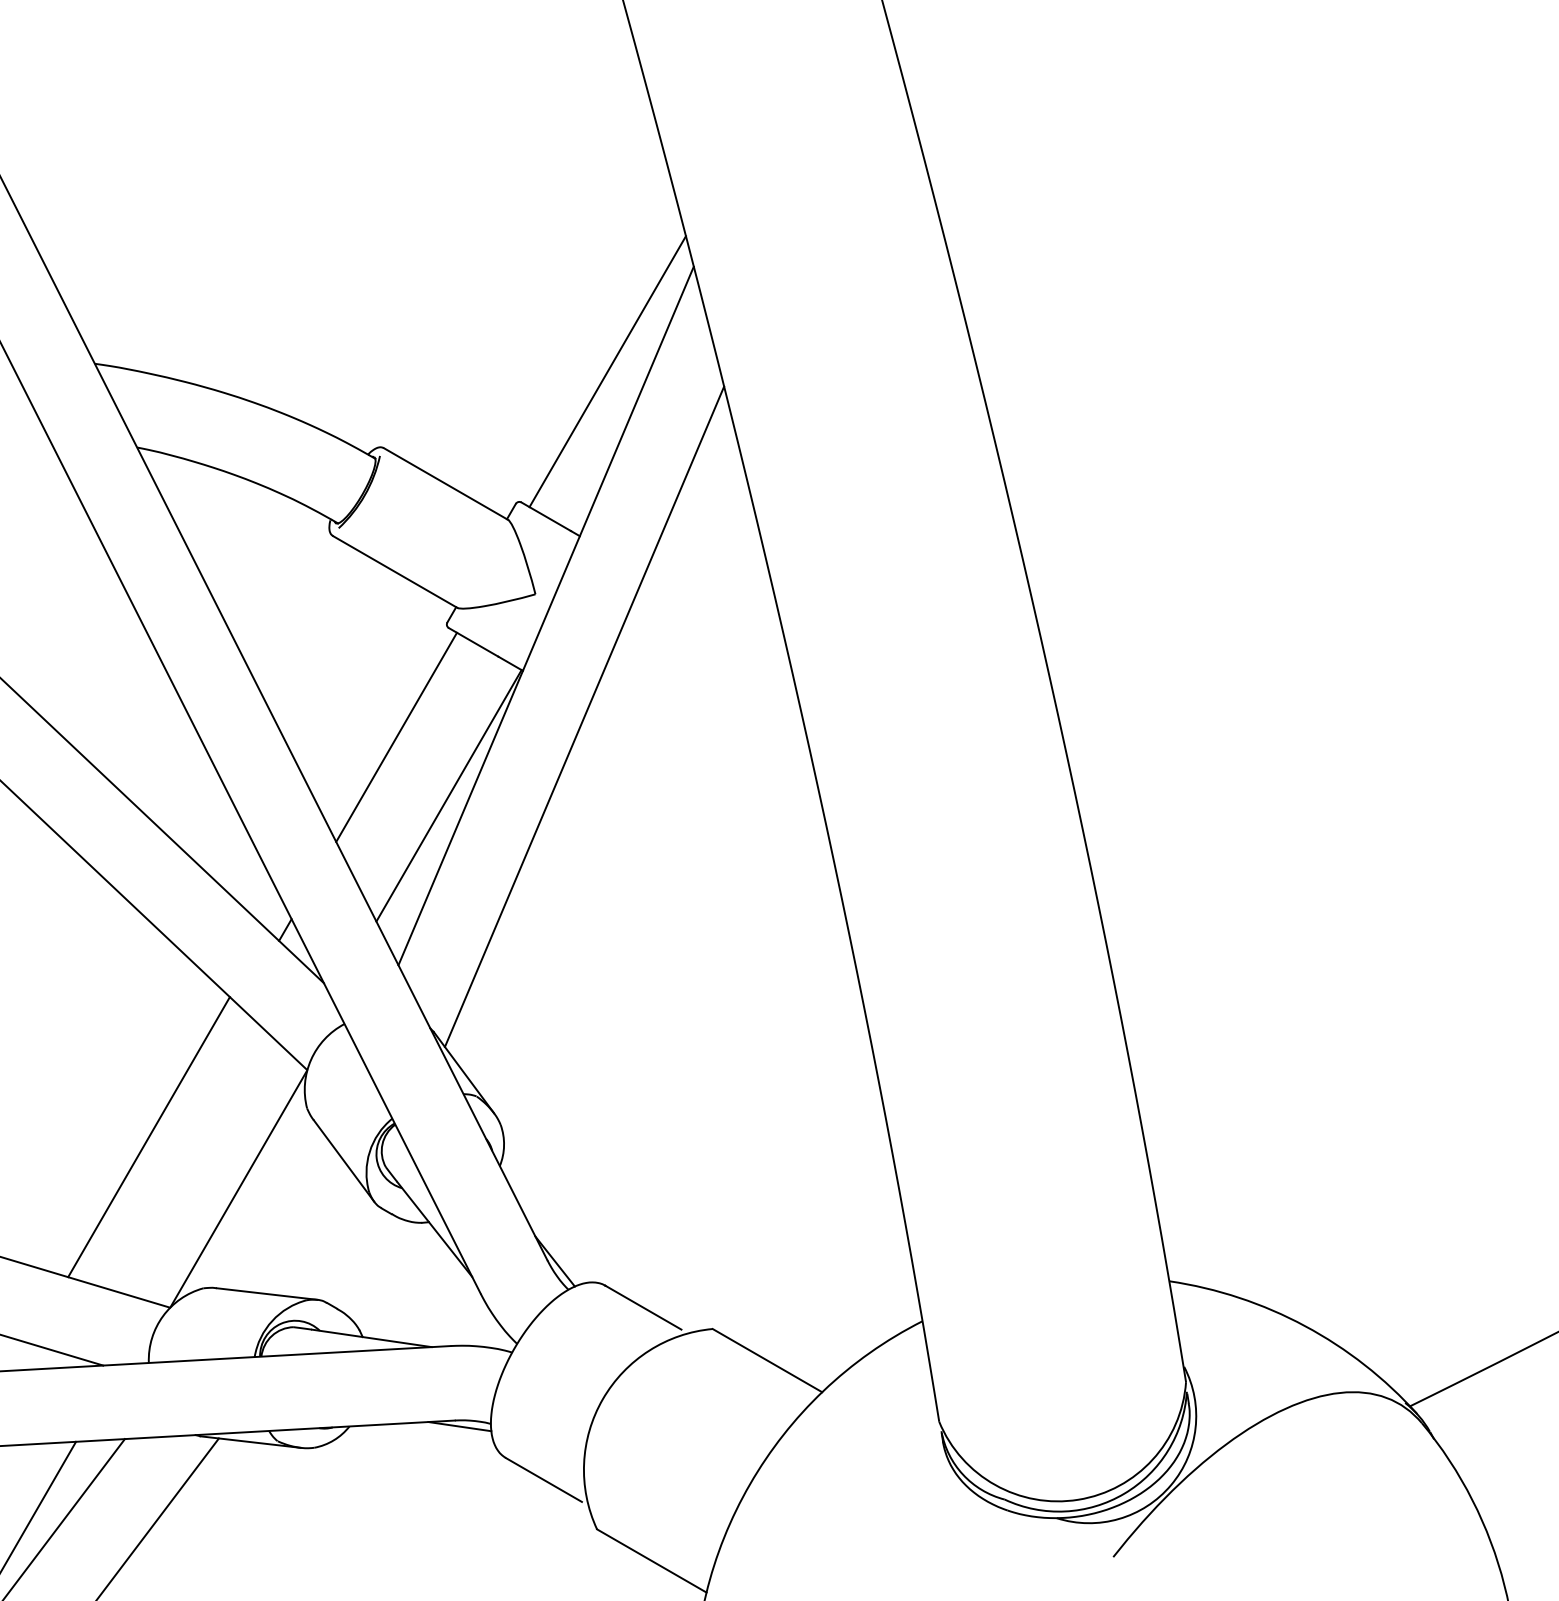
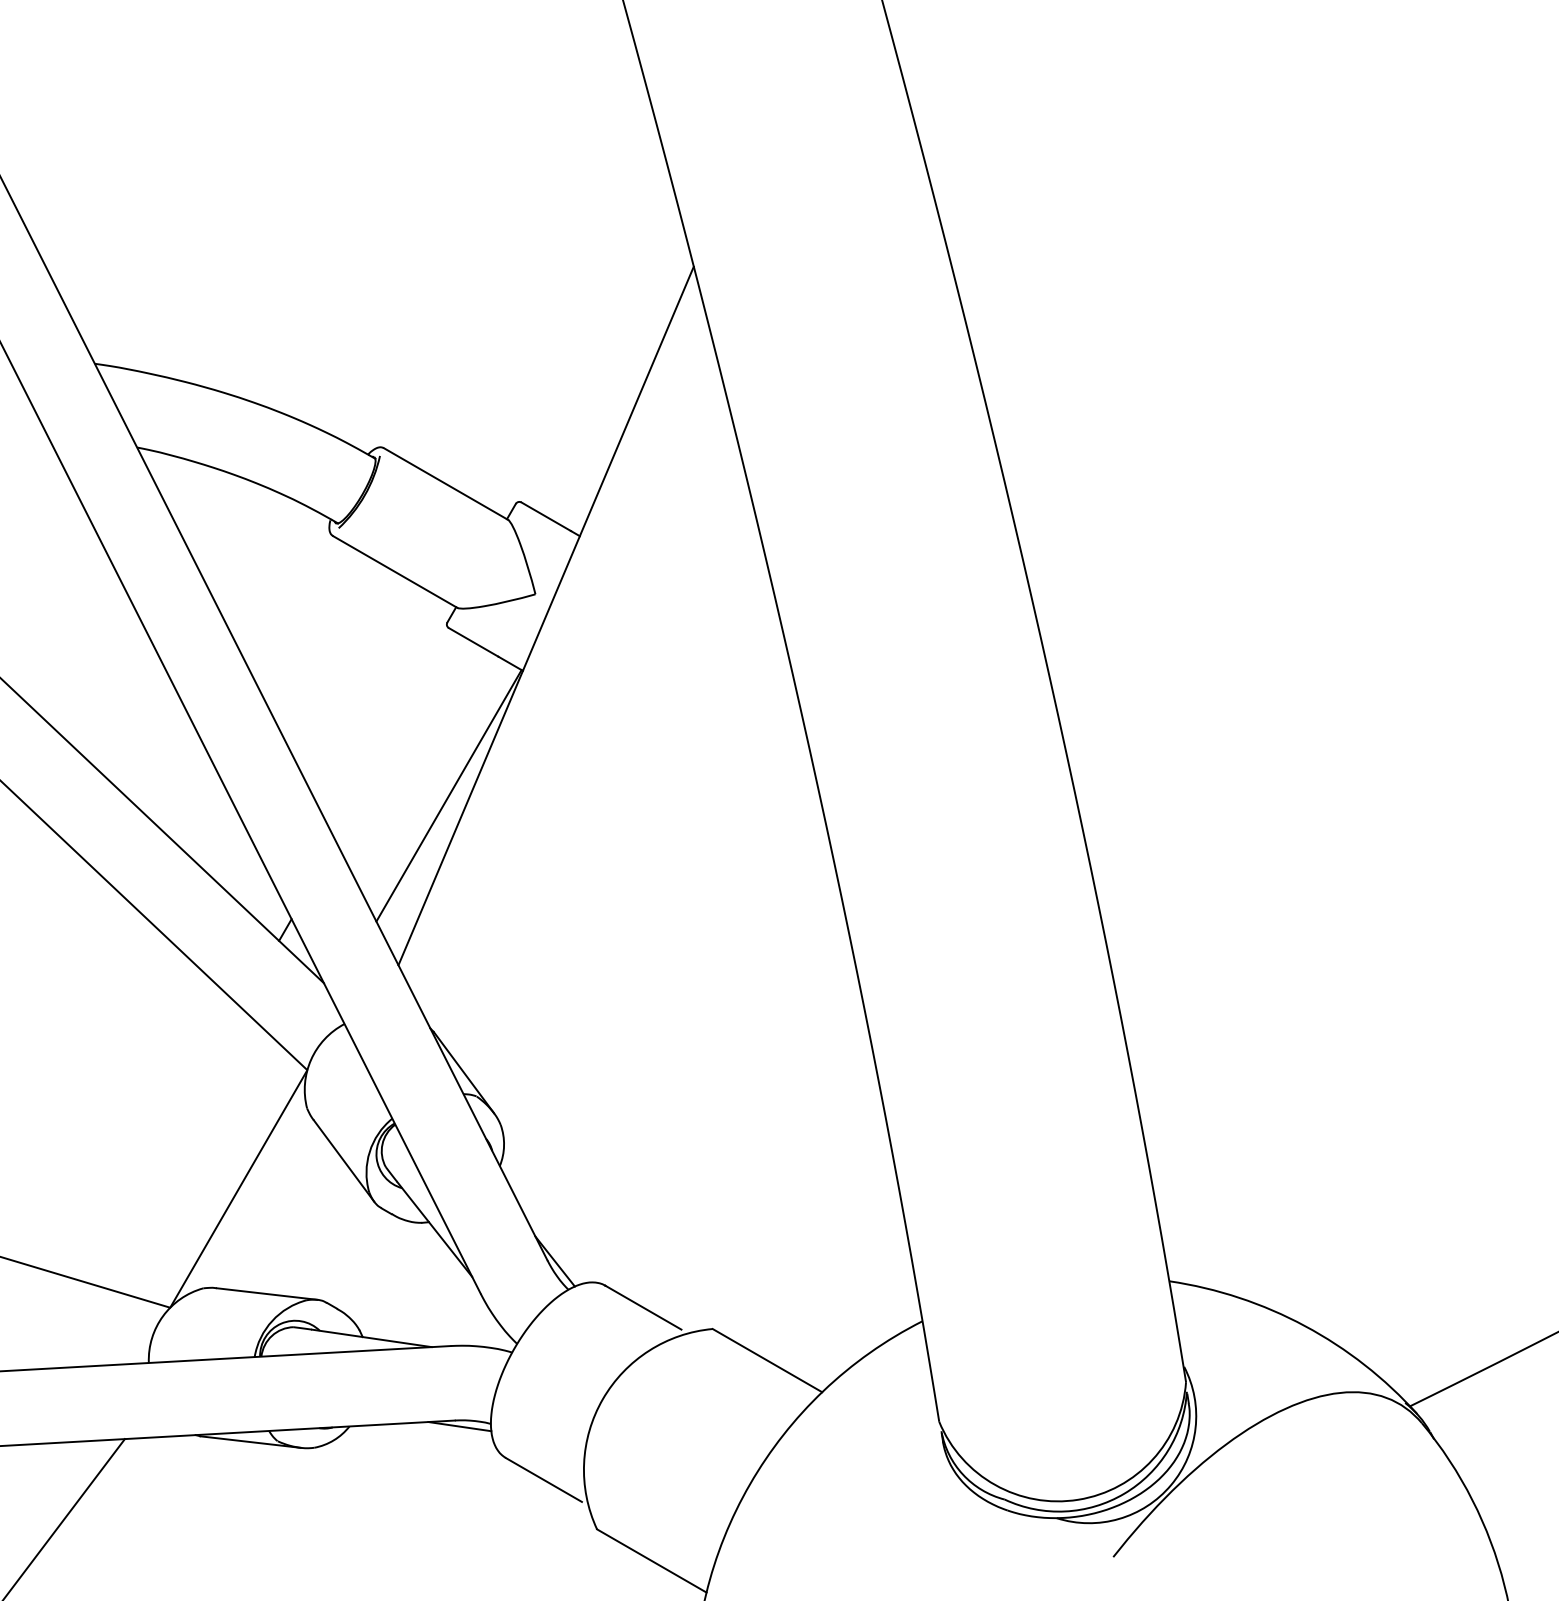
line: present -> none (607, 371)
line: present -> none (584, 716)
line: present -> none (396, 736)
line: present -> none (148, 1137)
line: present -> none (52, 1350)
line: present -> none (39, 1505)
line: present -> none (158, 1517)
